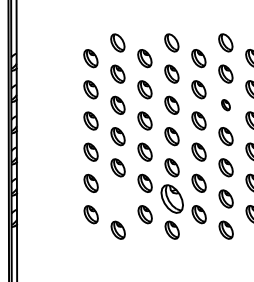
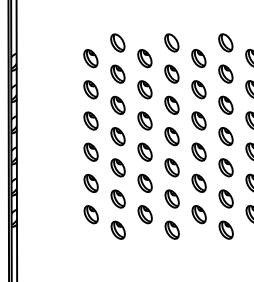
part size: 10x13 px -> 16x20 px (225, 104)
part: none -> present (117, 198)
part size: 24x30 px -> 16x20 px (171, 198)
